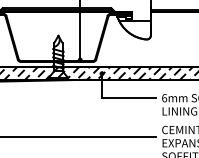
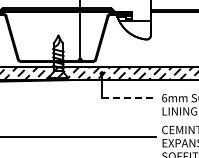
line: solid -> dashed (129, 97)
